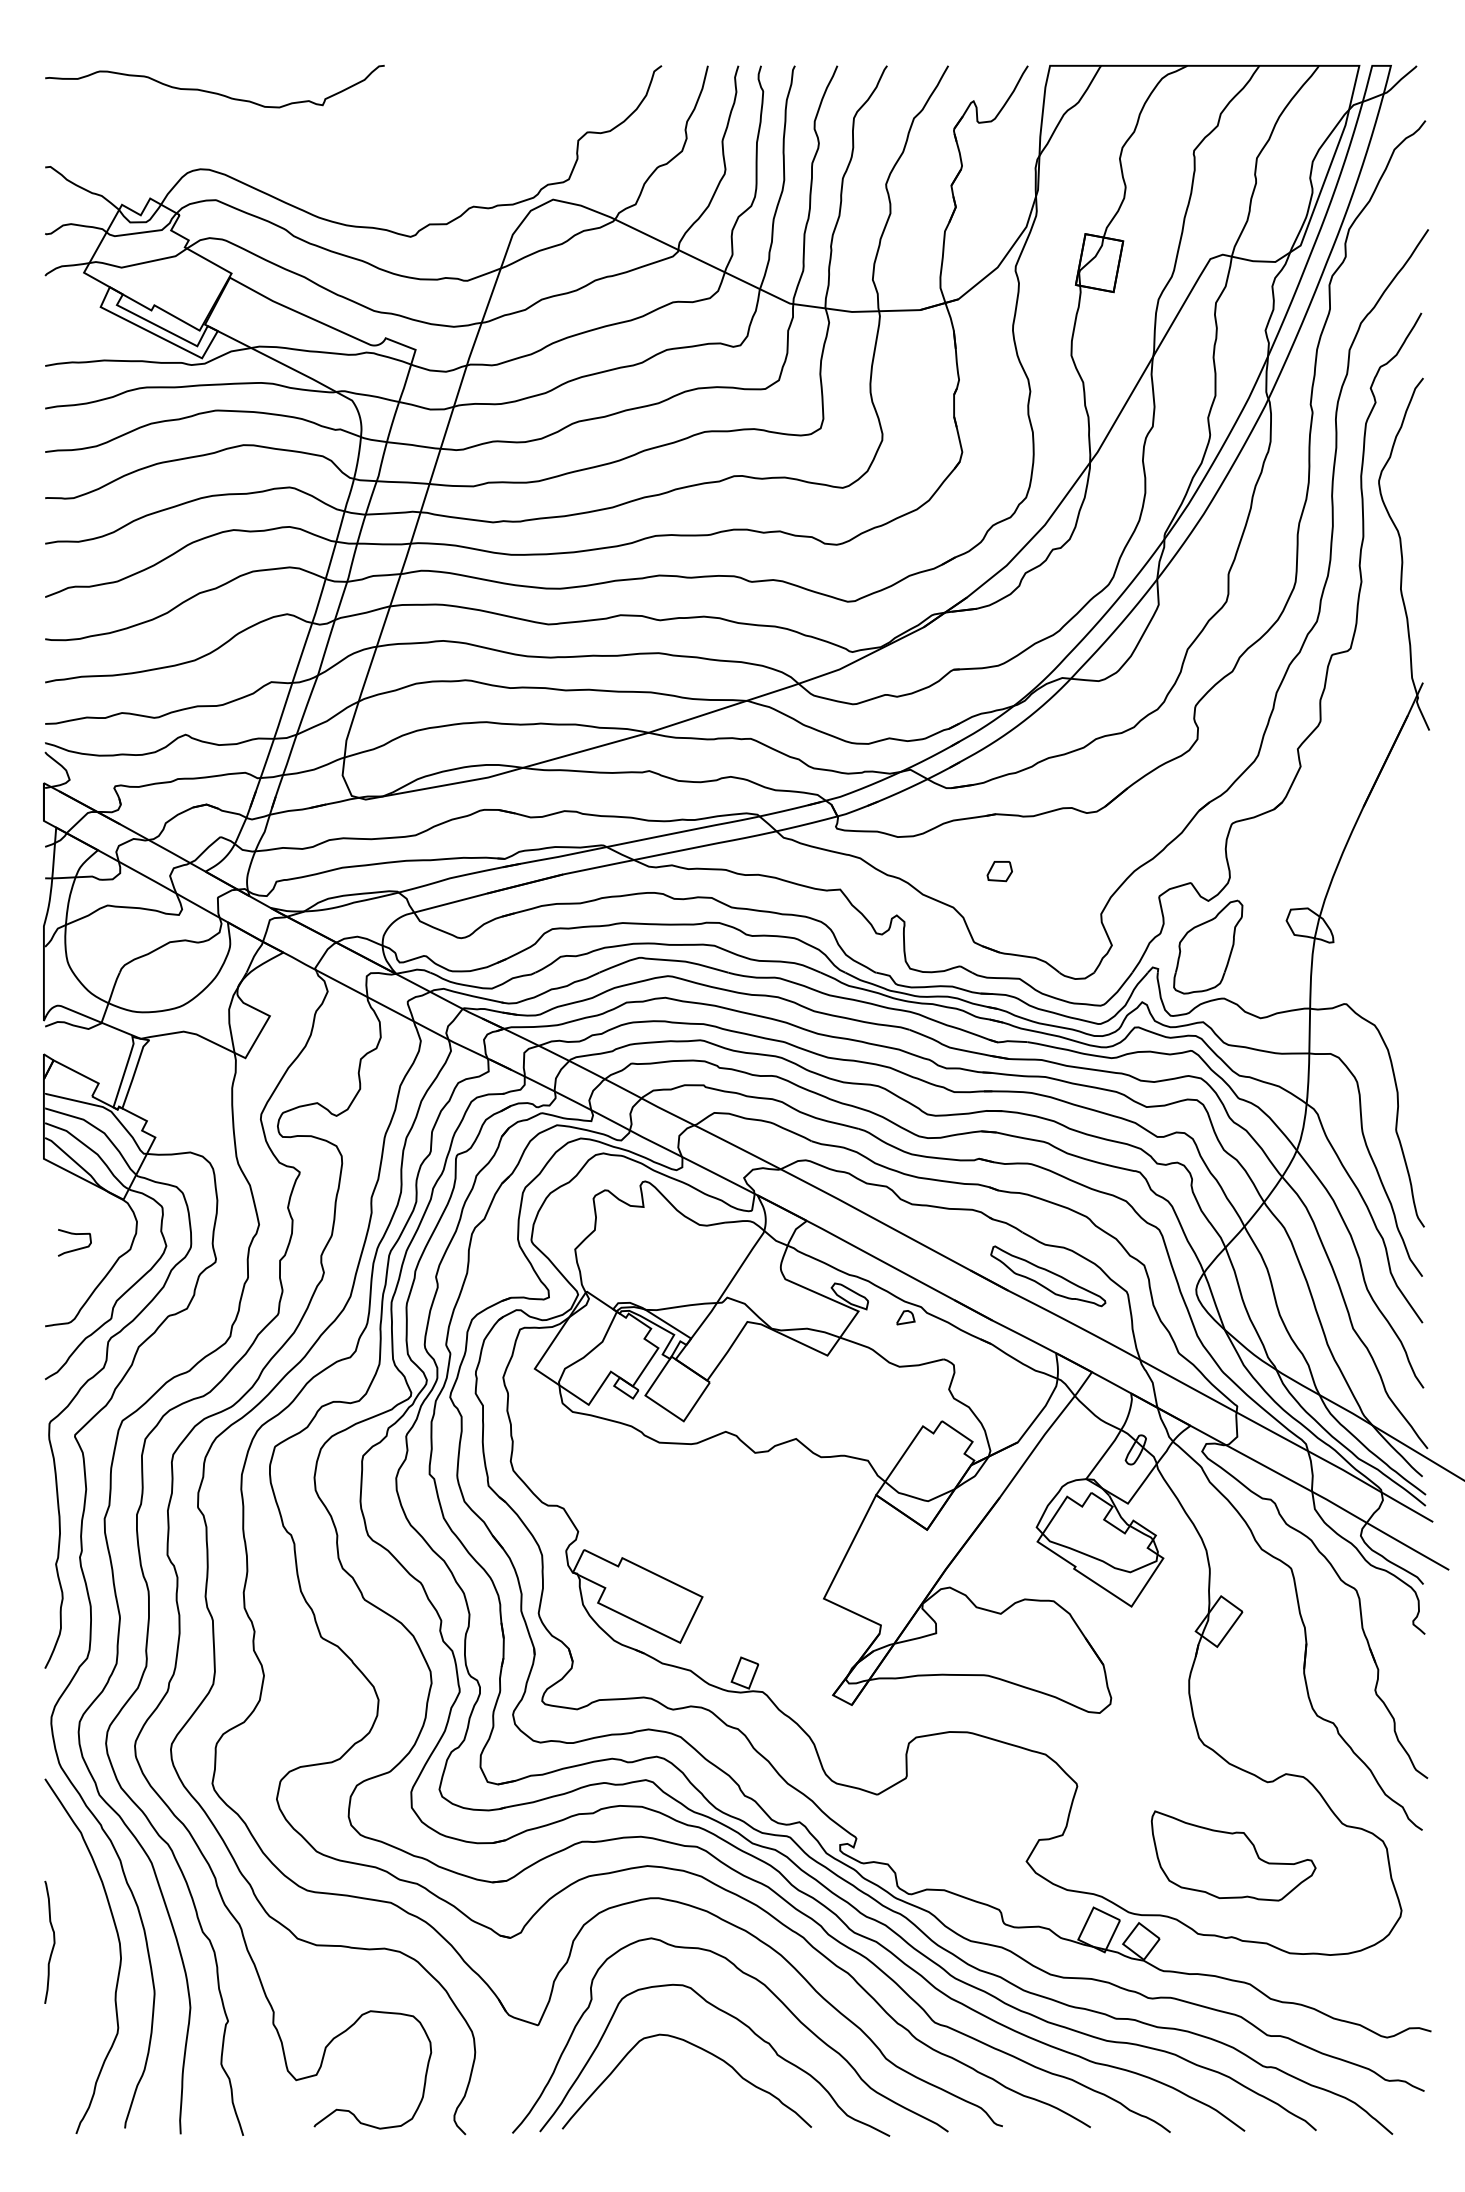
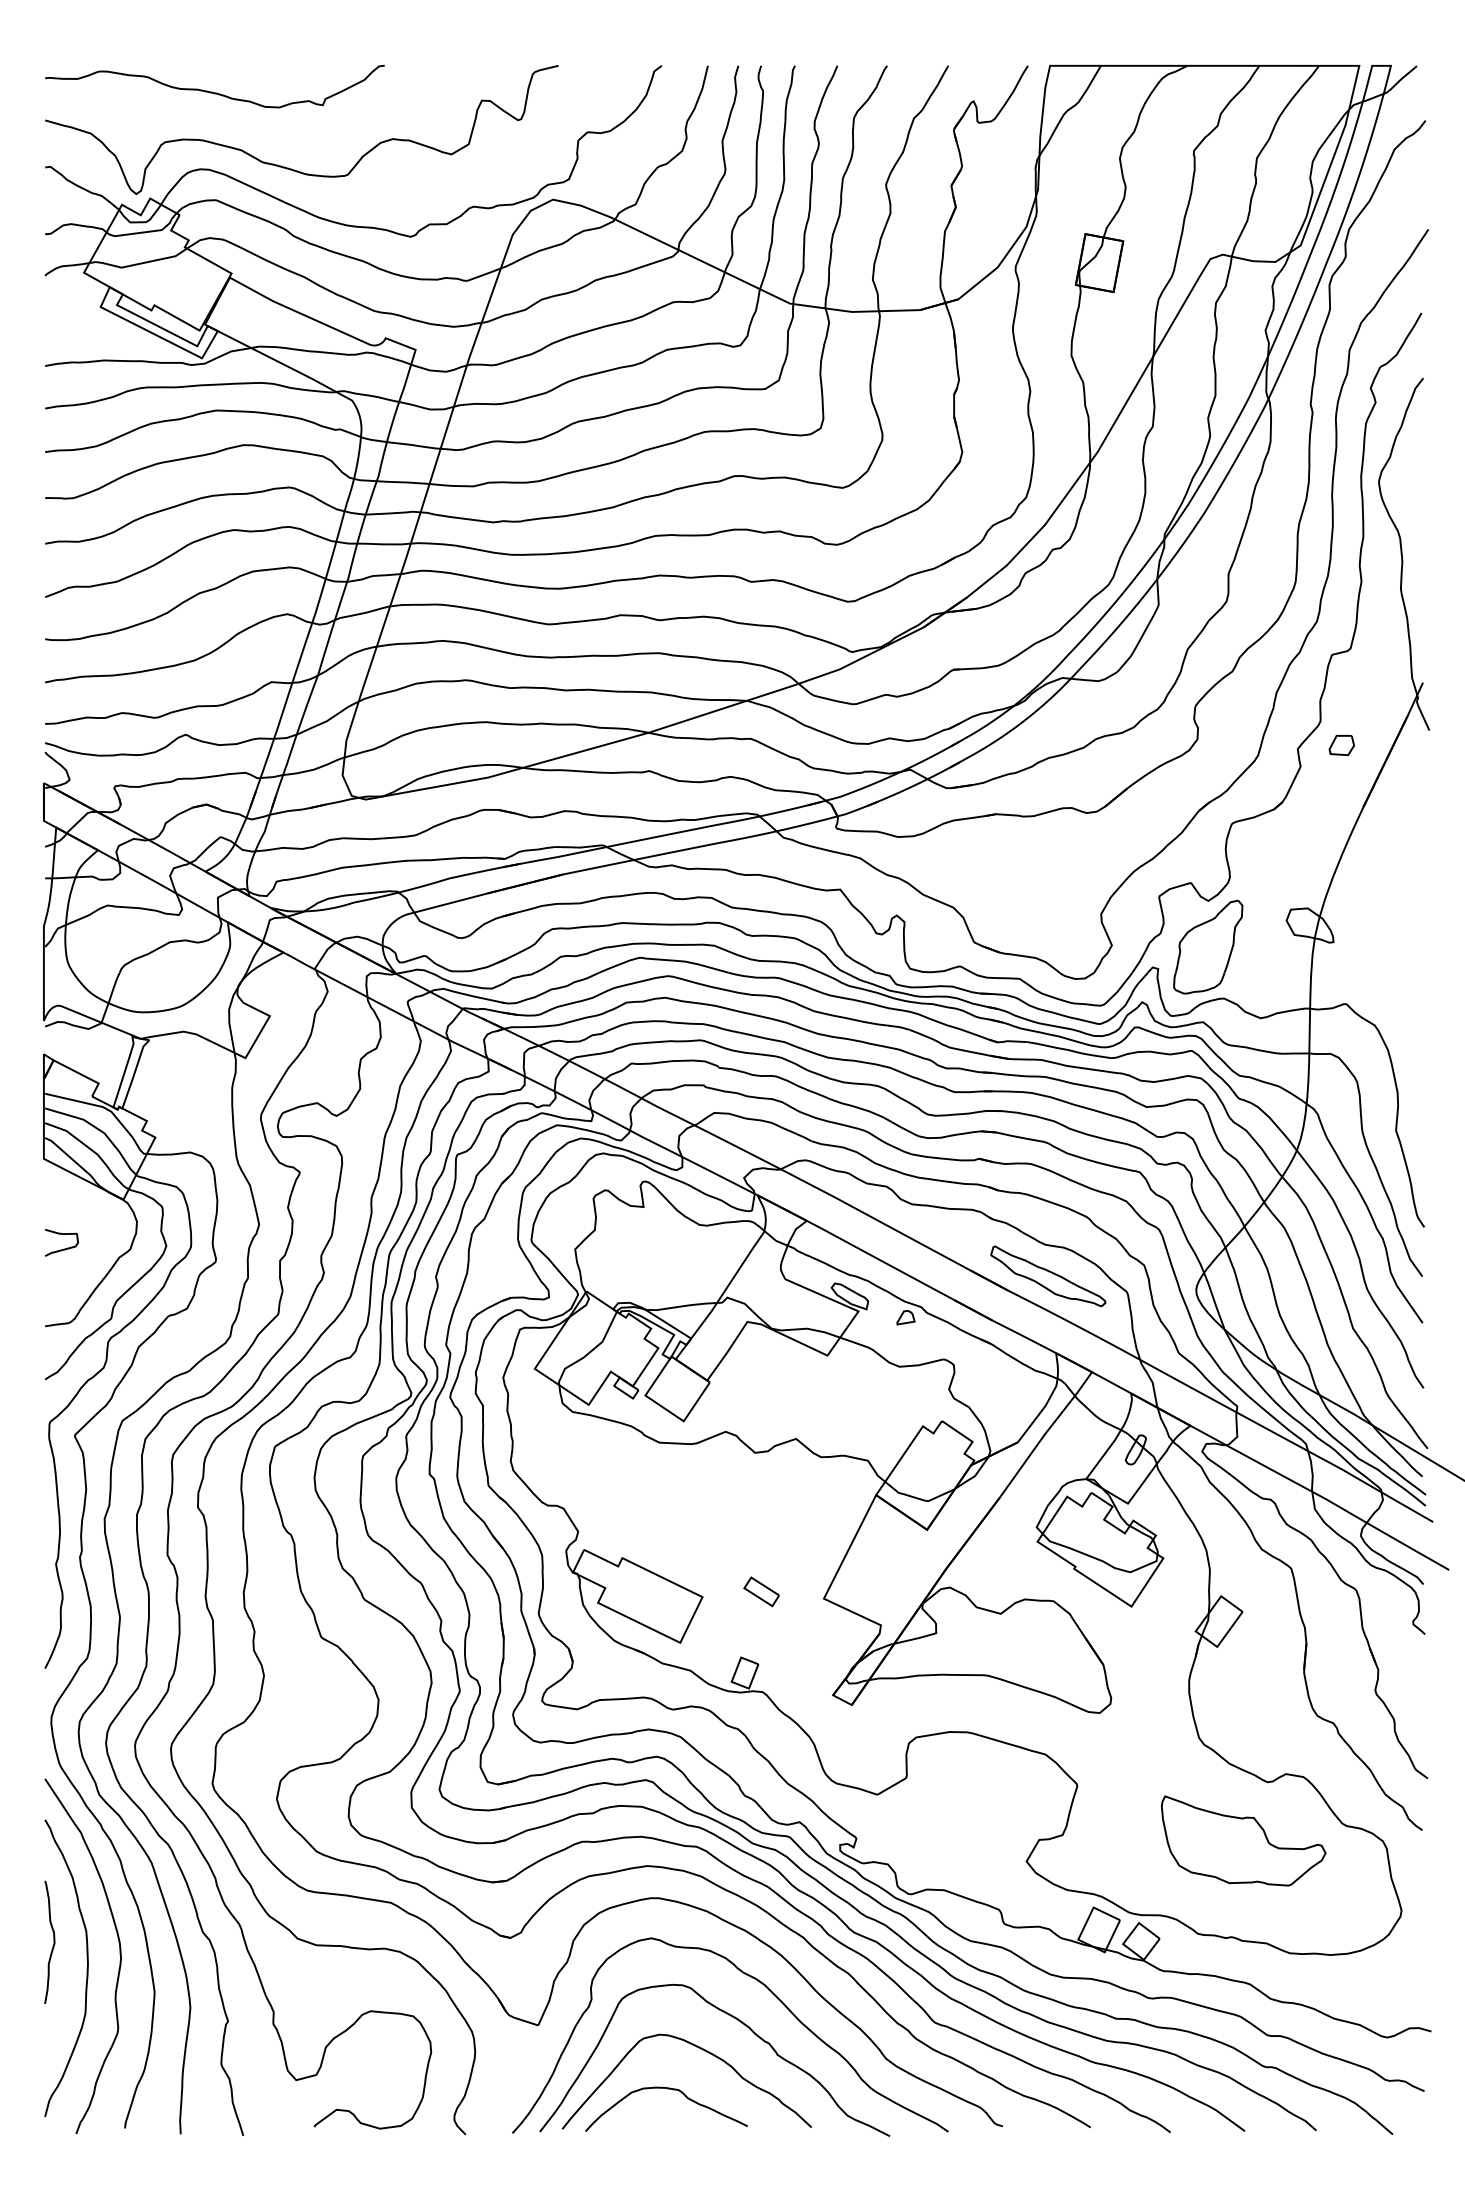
curve: none -> present (288, 167)
part position: (999, 871) -> (1341, 745) (1341, 745)
curve position: (76, 1248) -> (63, 1248) (63, 1248)
part: none -> present (761, 1591)
part position: (1233, 1855) -> (1243, 1840) (1243, 1840)
curve: none -> present (86, 1968)
curve: none -> present (667, 2089)
